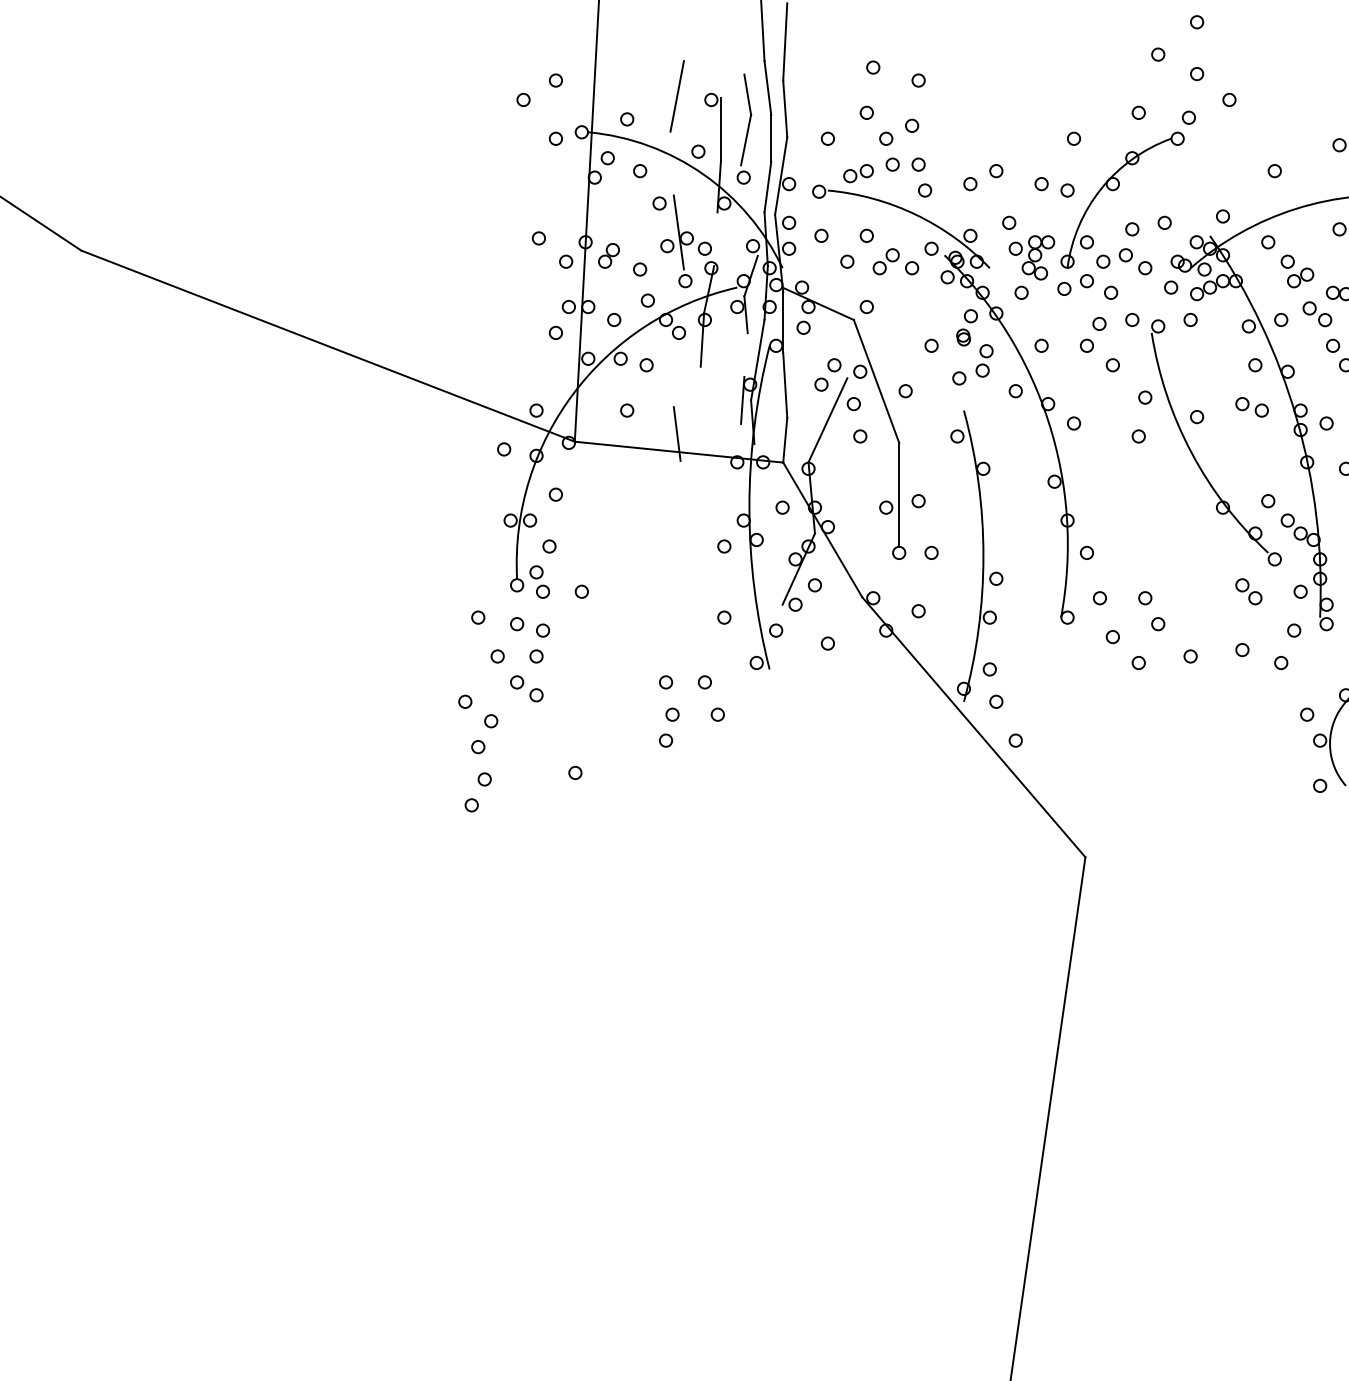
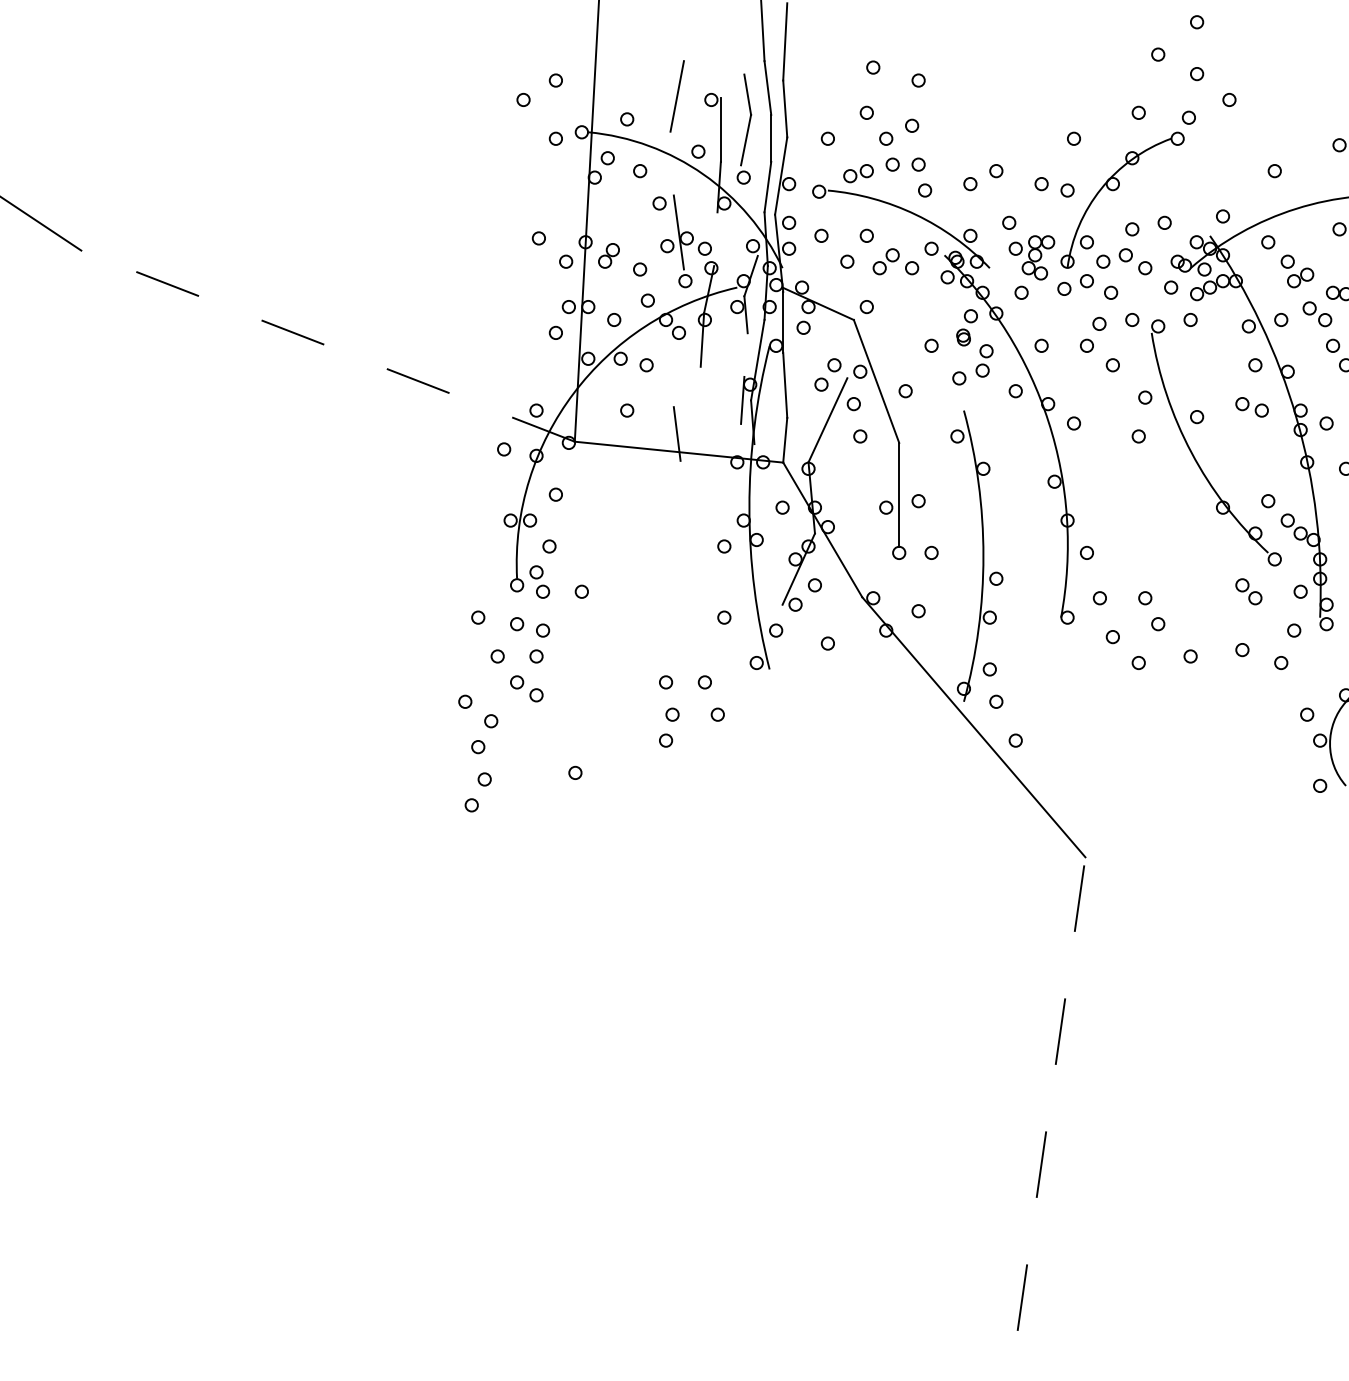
line: solid -> dashed (328, 346)
line: solid -> dashed (1048, 1118)
